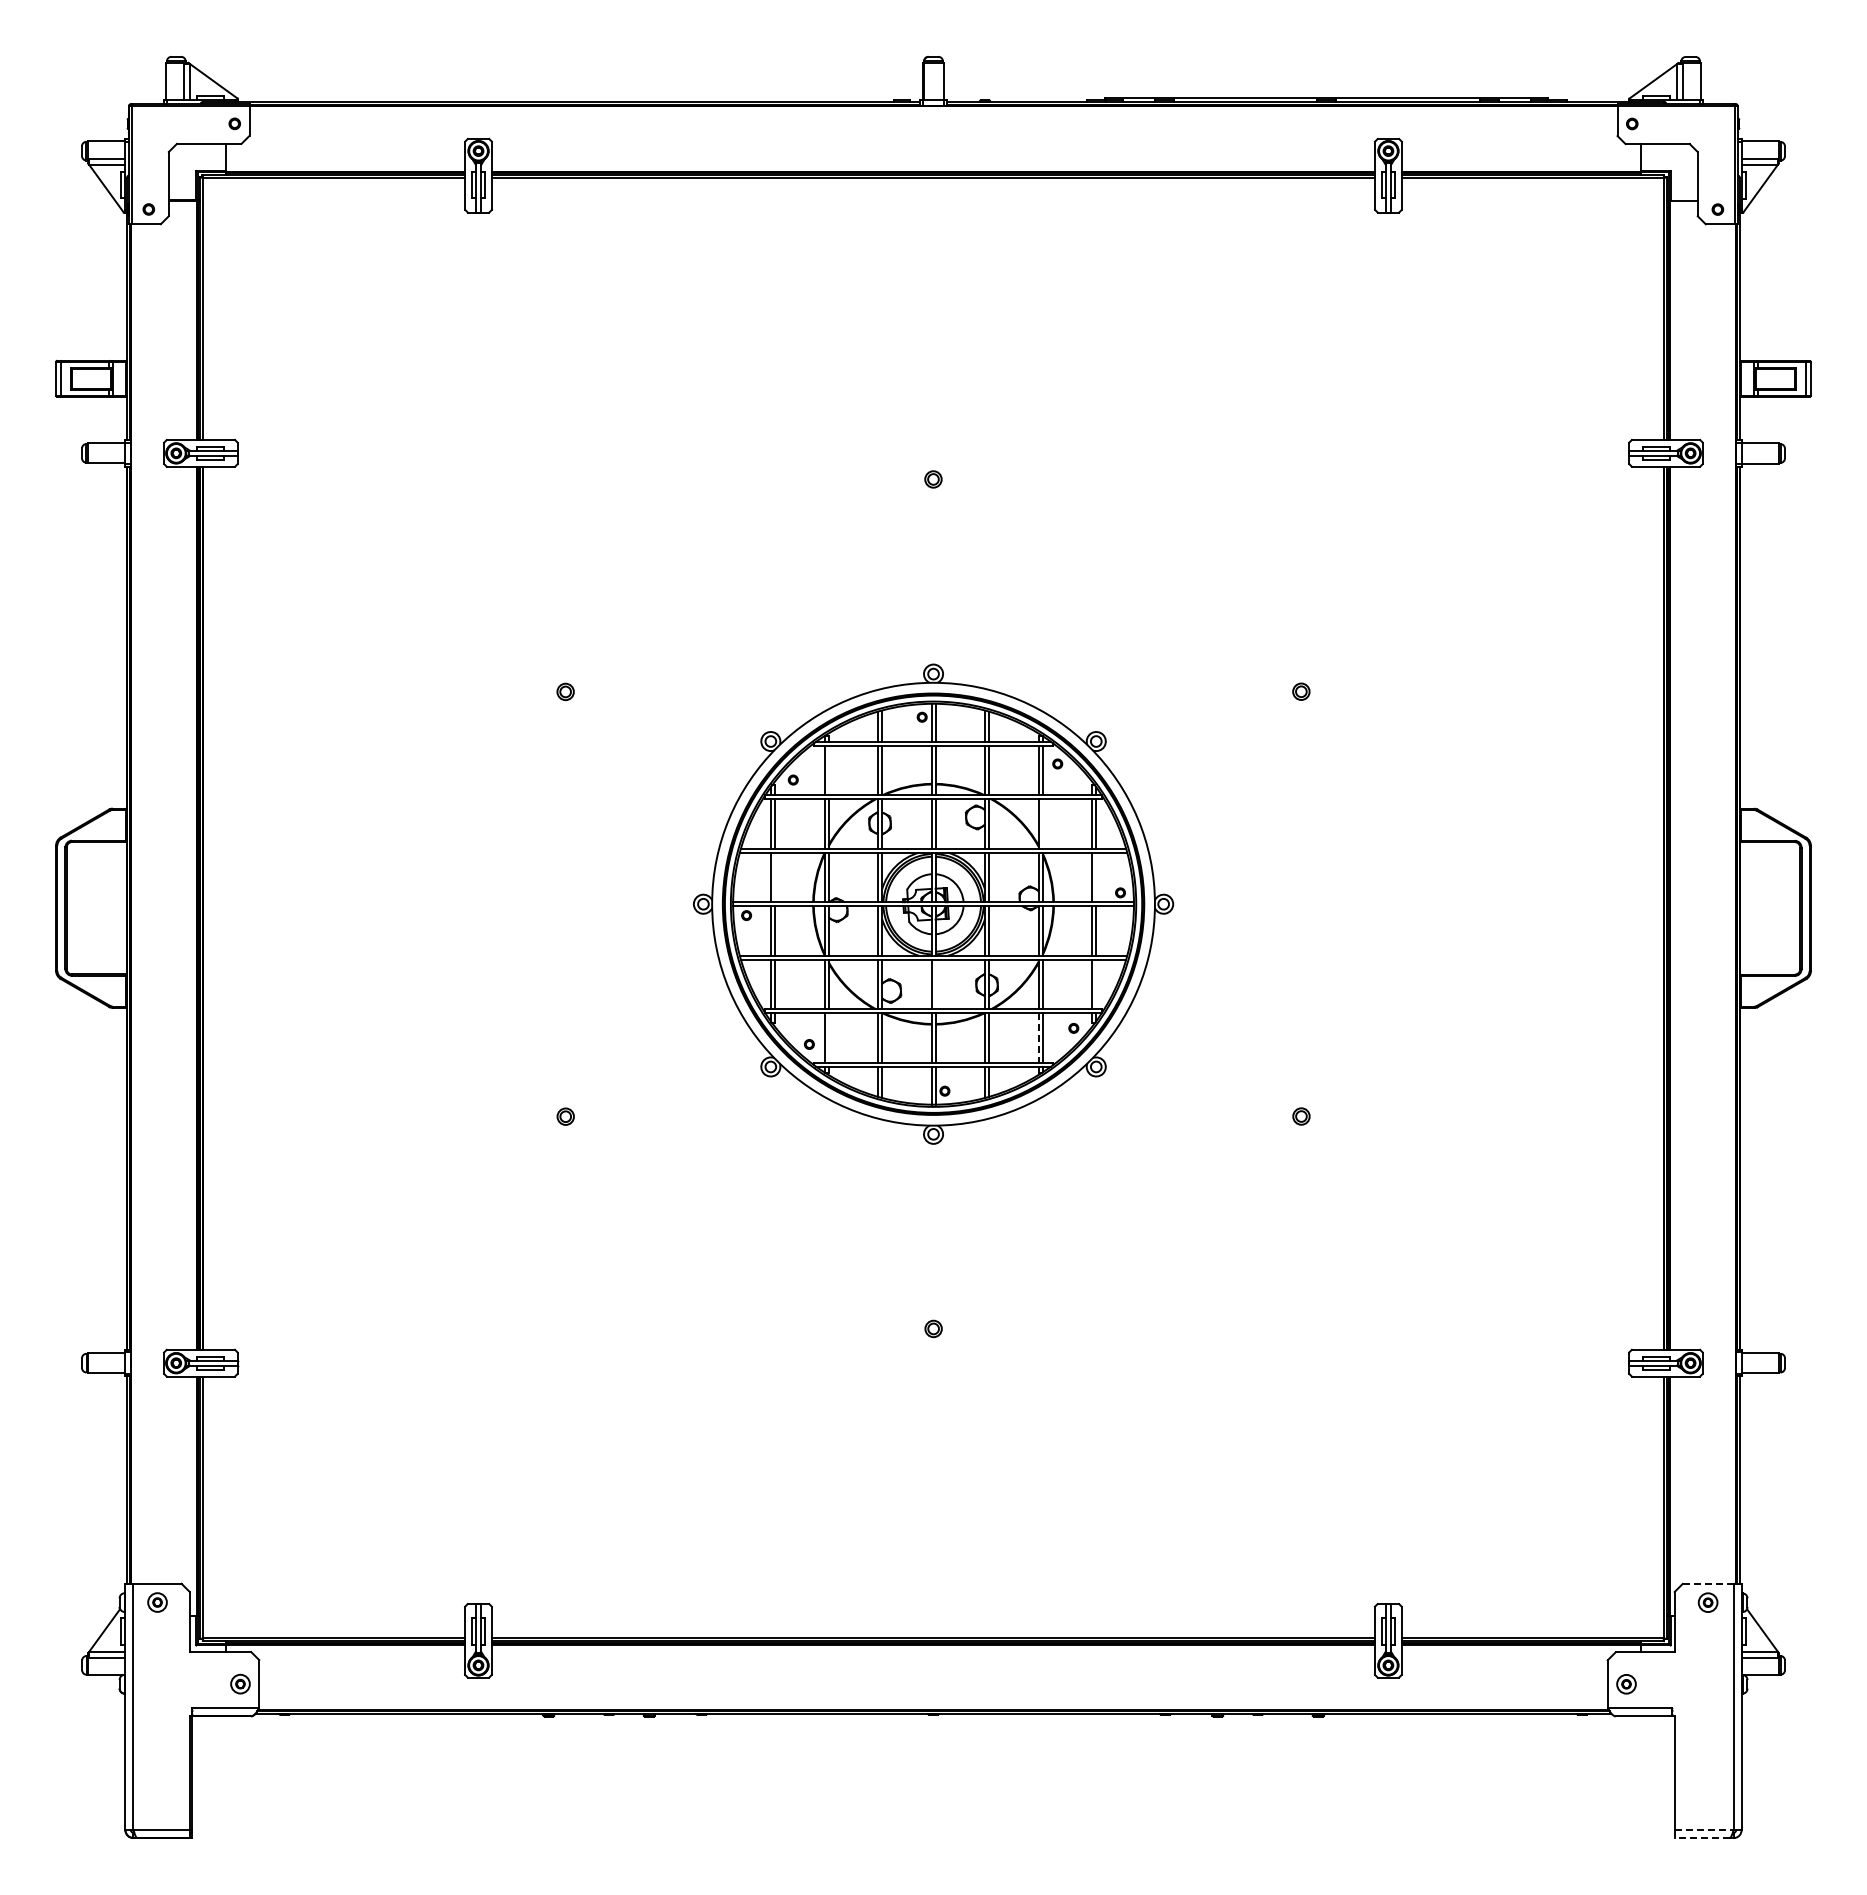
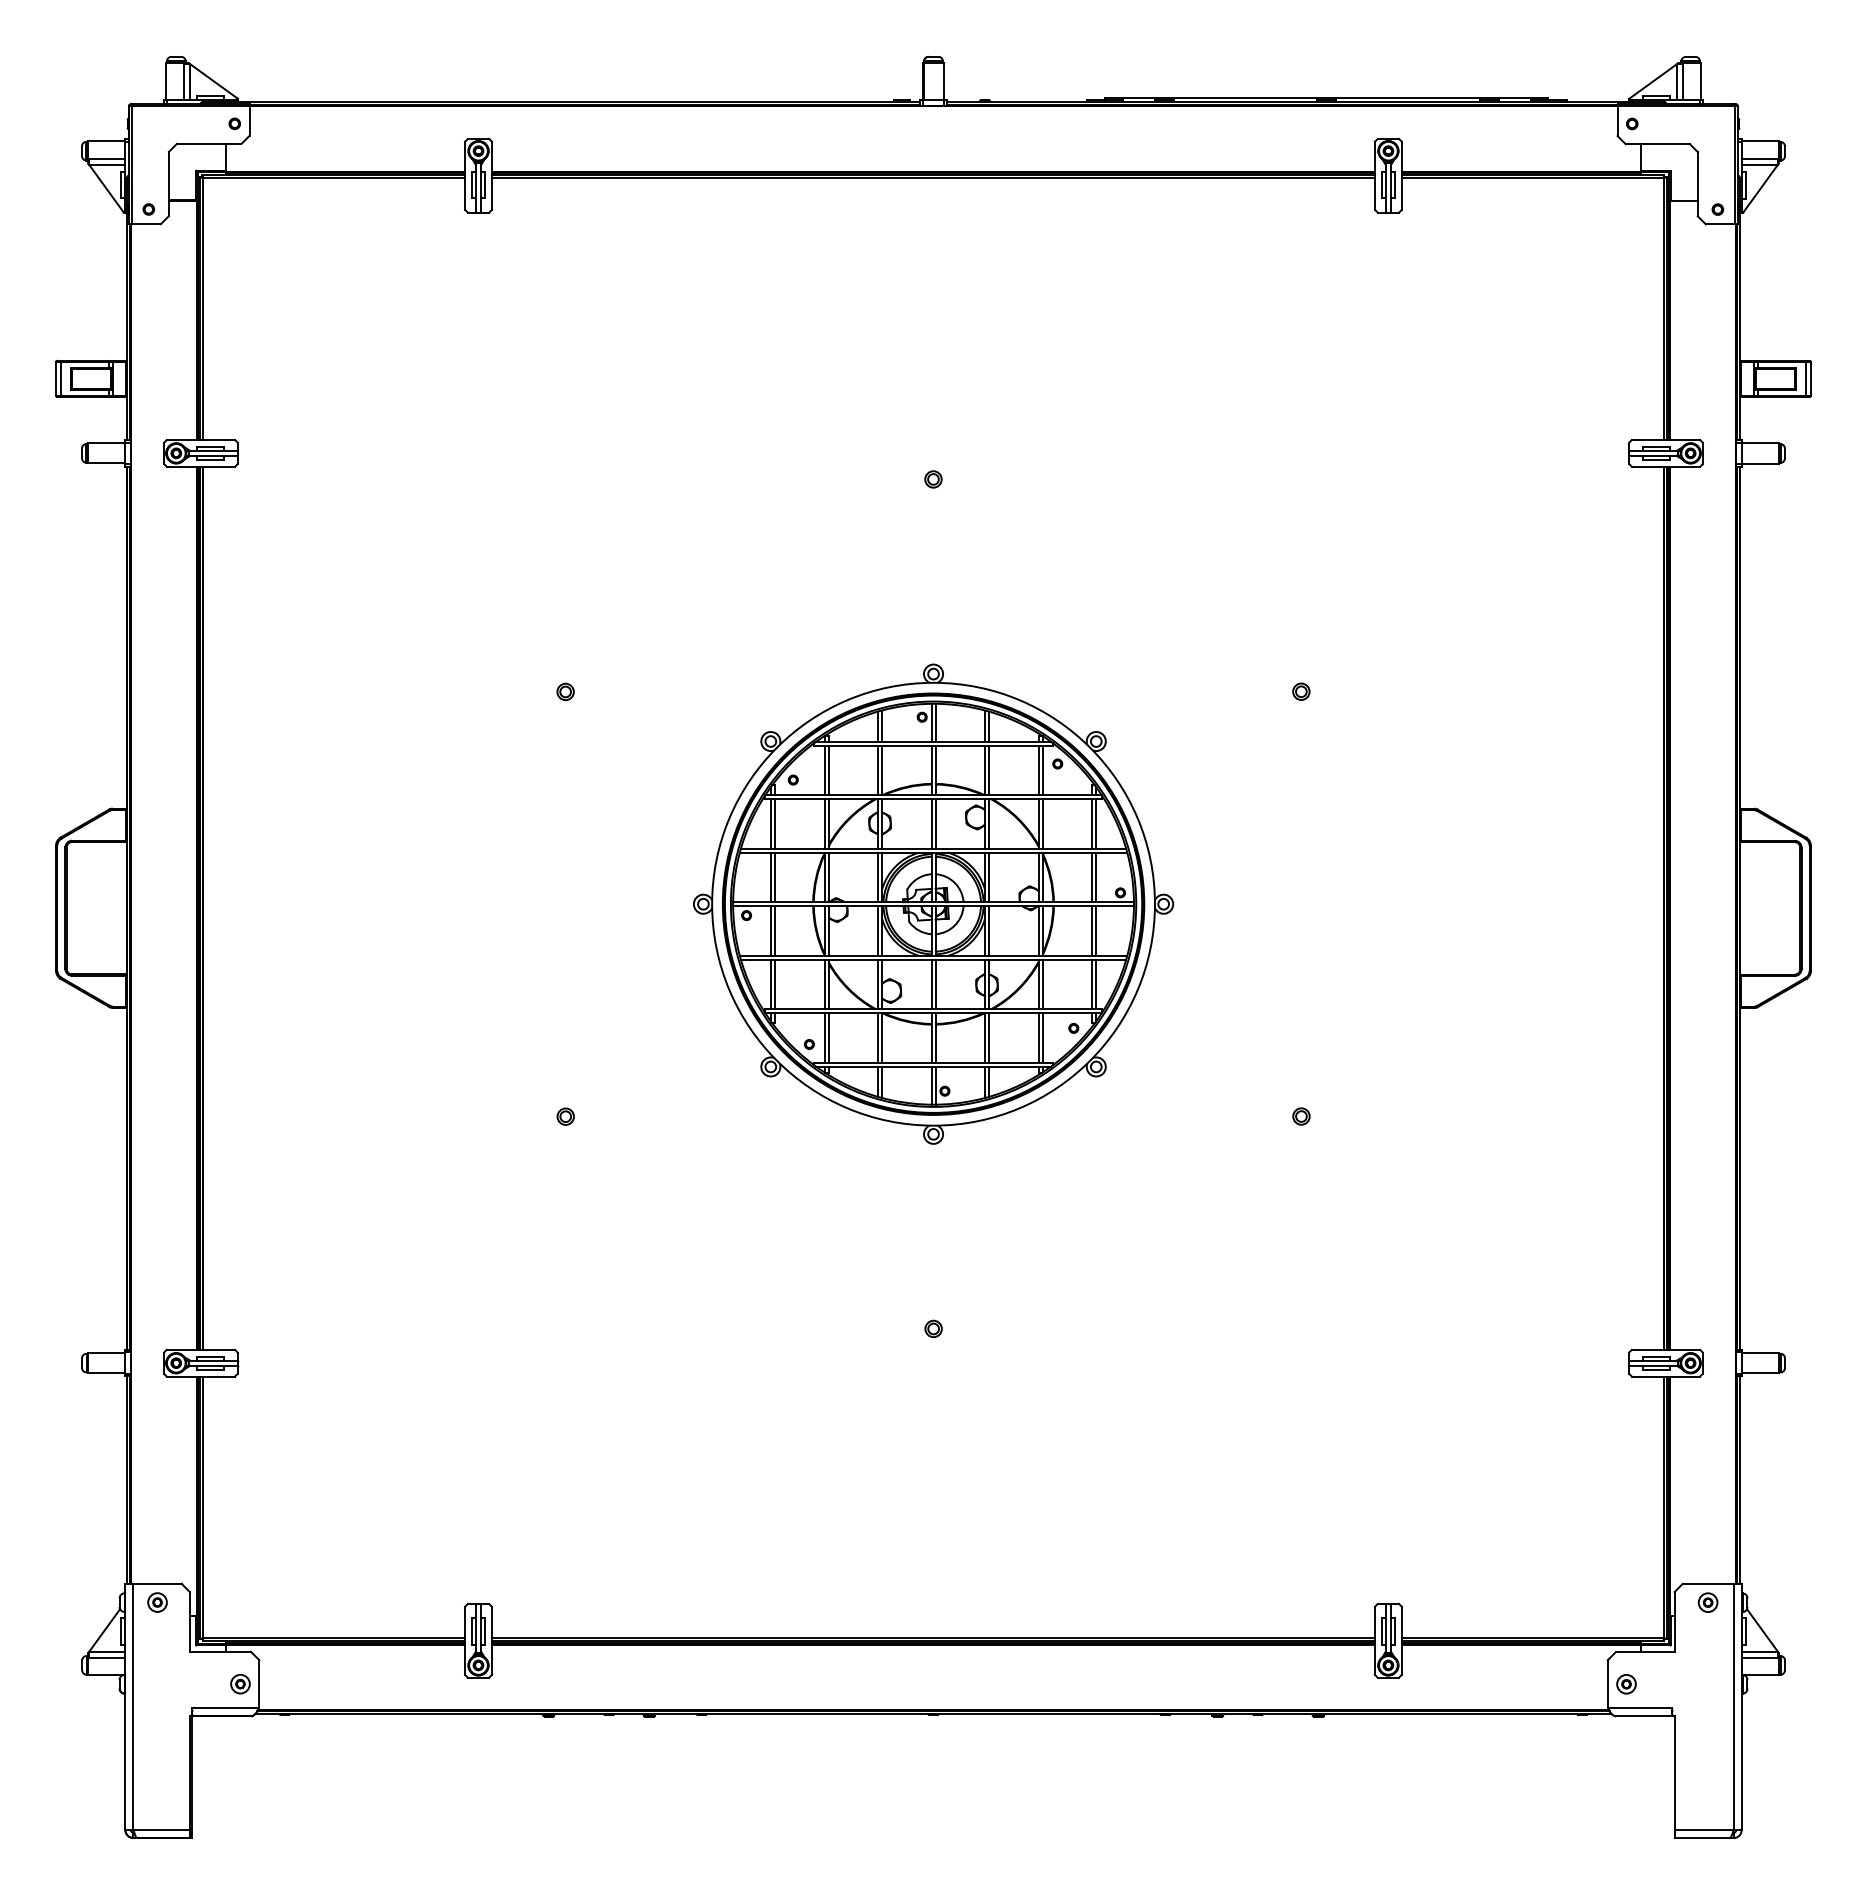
line: none -> present (828, 770)
line: none -> present (1042, 823)
line: none -> present (775, 877)
line: none -> present (1096, 877)
line: none -> present (935, 984)
line: none -> present (1096, 984)
line: none -> present (828, 1037)
line: dashed -> solid (1038, 1038)
line: dashed -> solid (1708, 1583)
line: dashed -> solid (1704, 1830)
line: dashed -> solid (1702, 1838)
